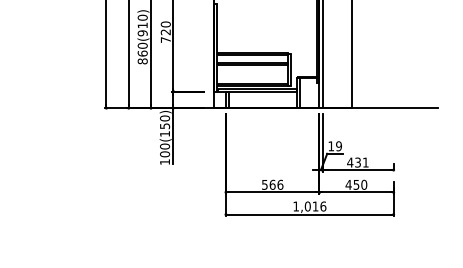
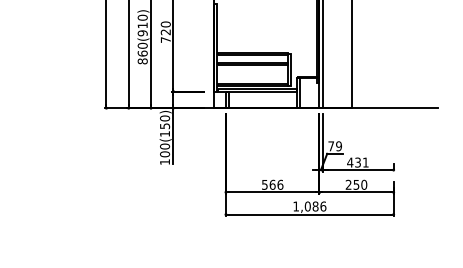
text: 19 -> 79 (330, 146)
text: 450 -> 250 (348, 184)
text: 1,016 -> 1,086 (315, 206)
